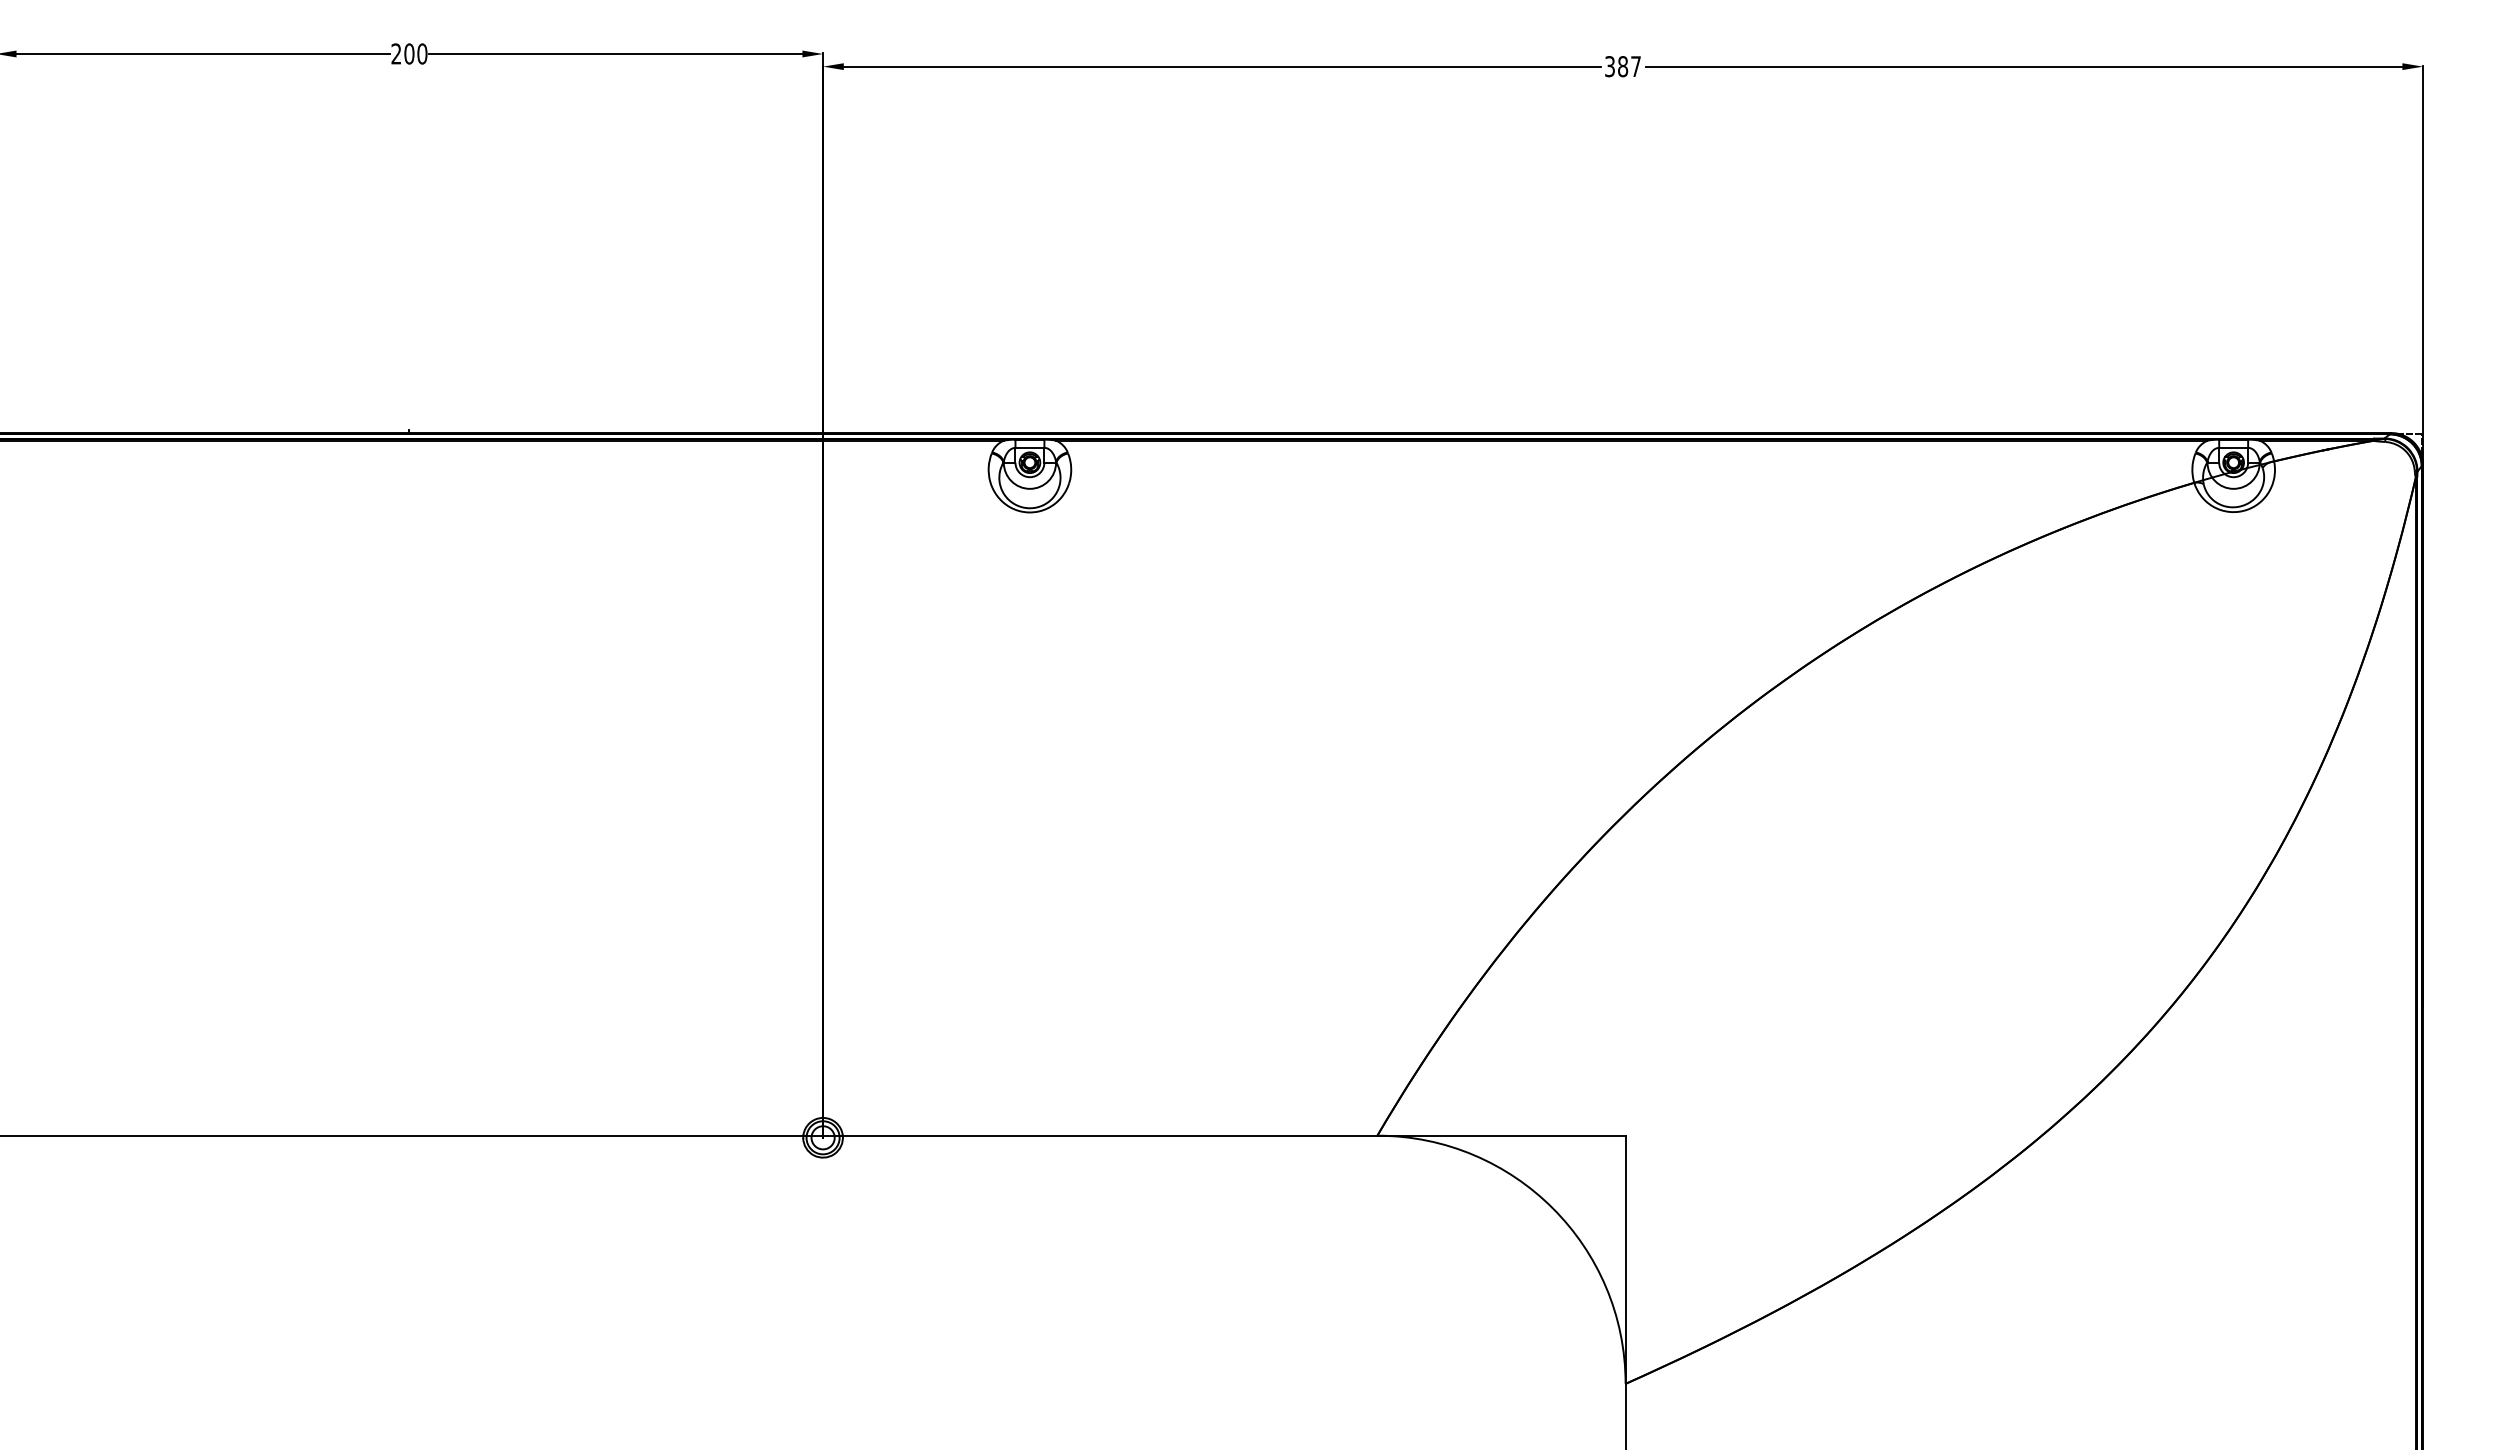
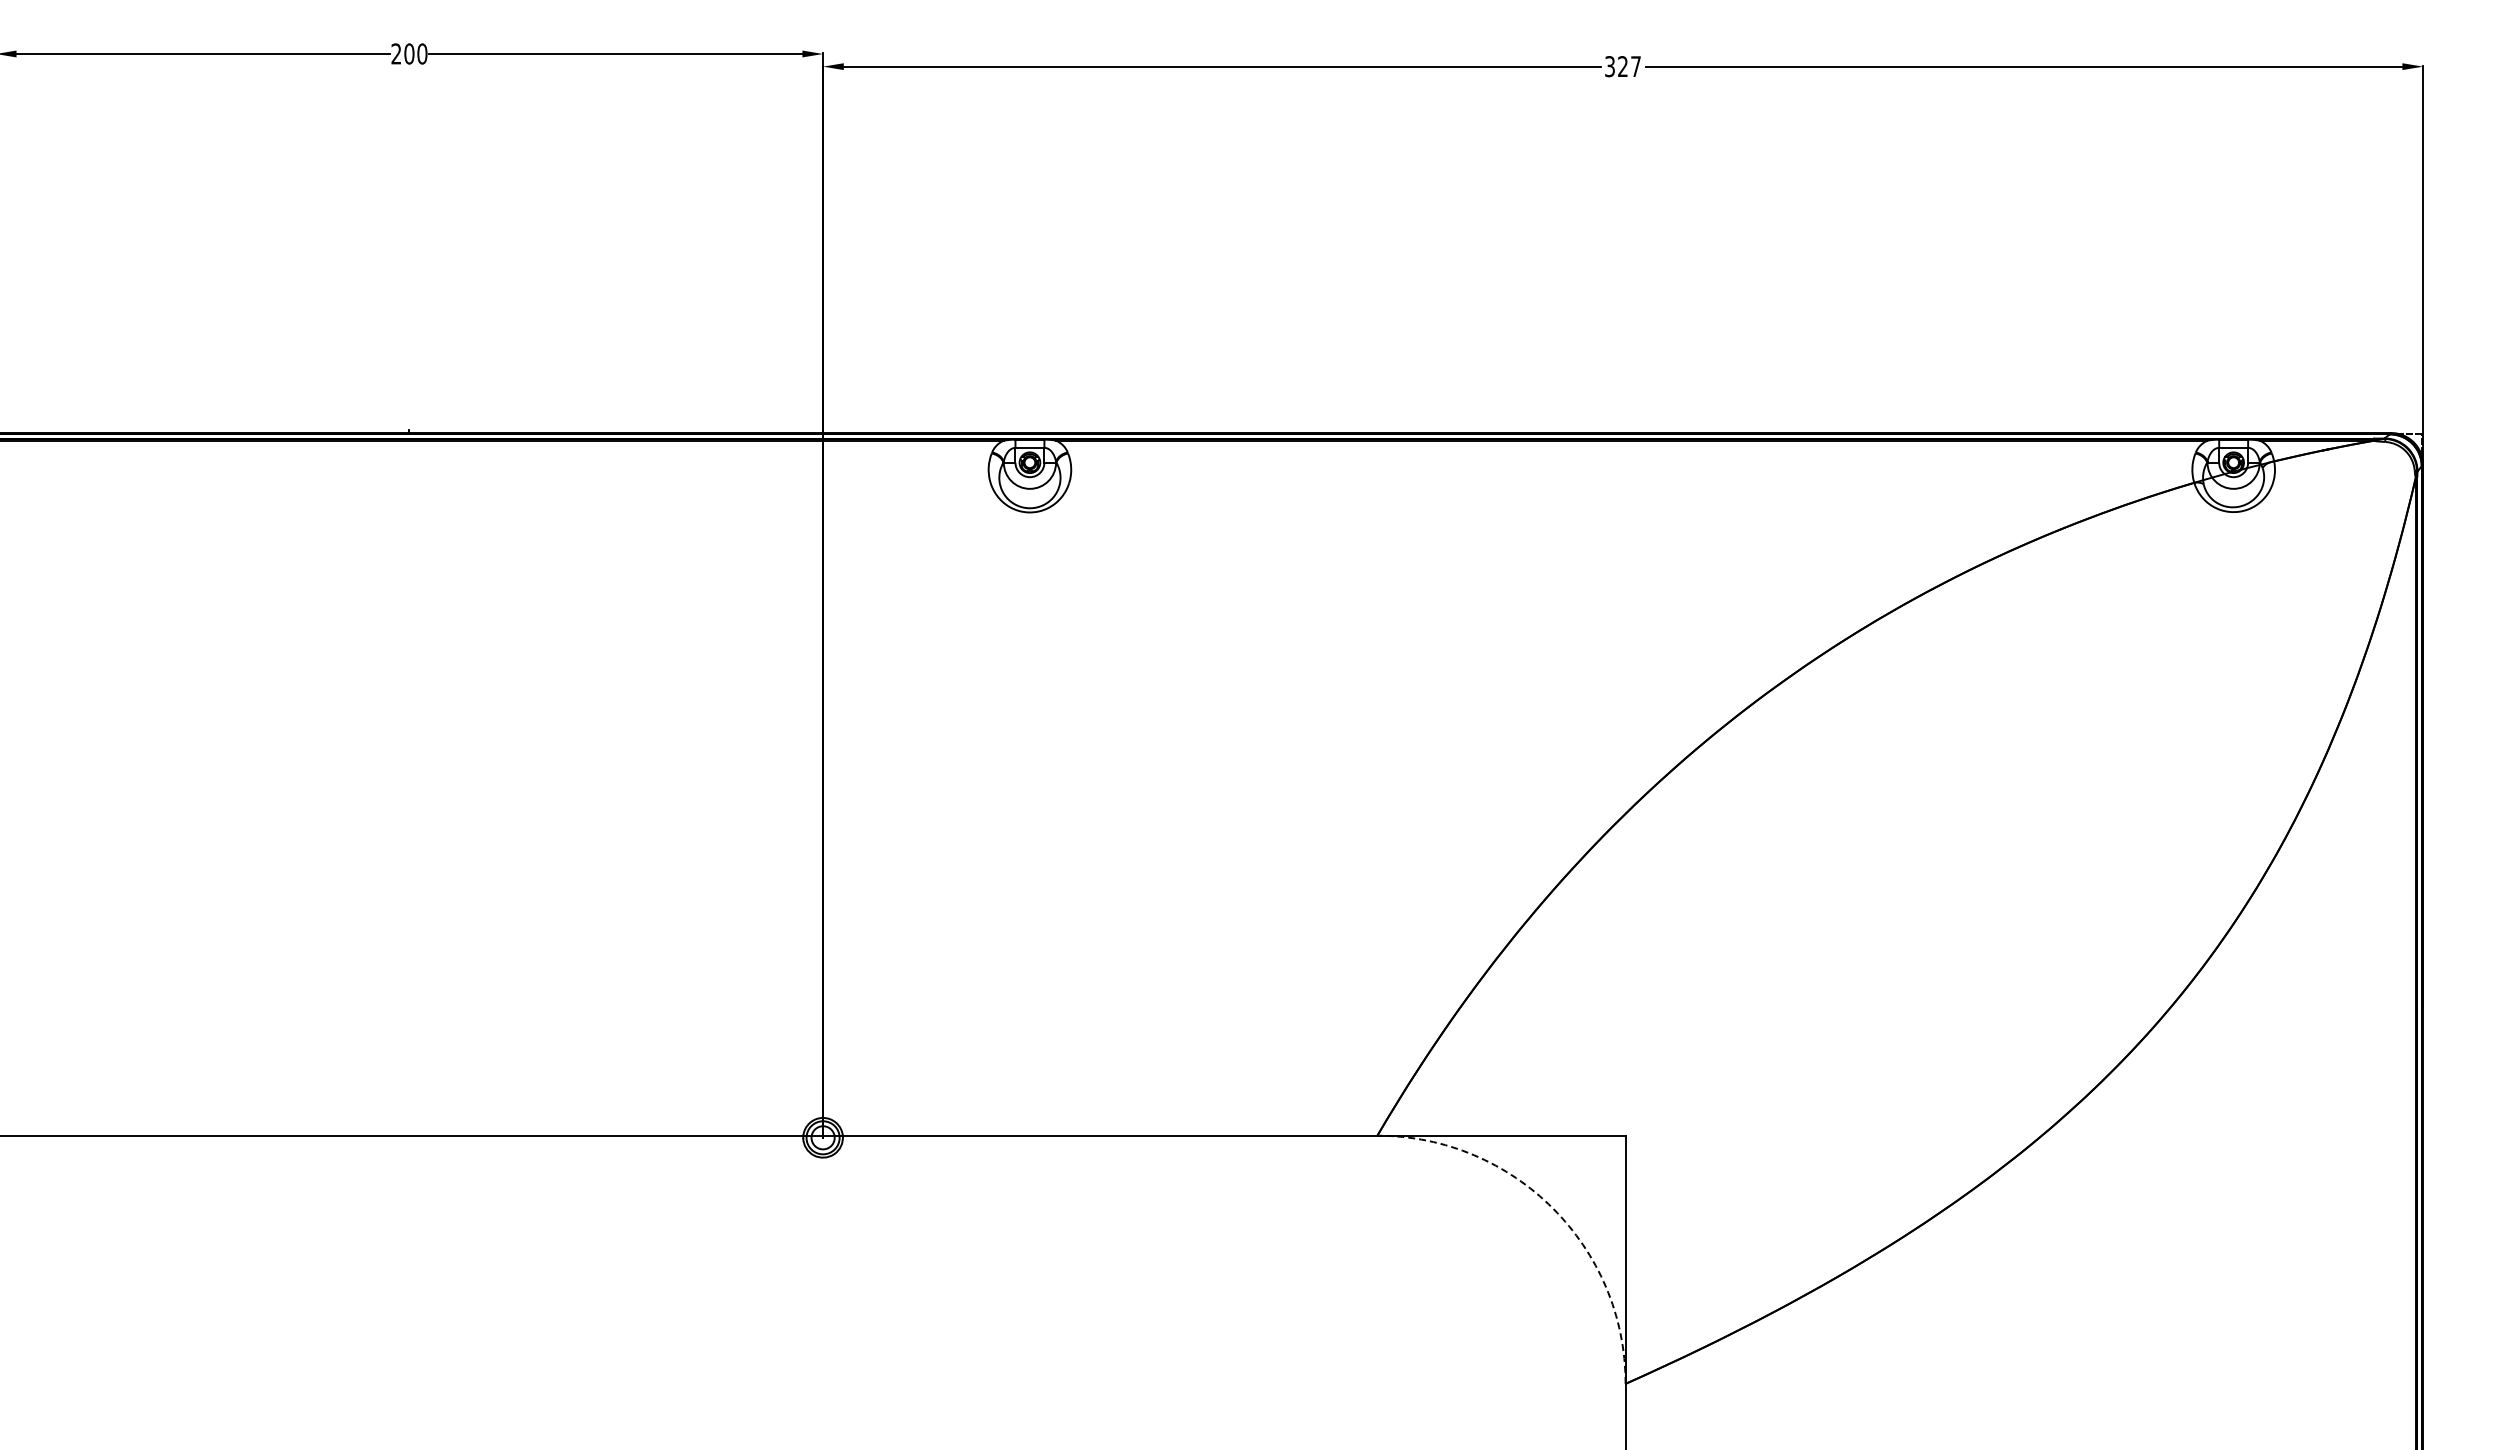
text: 387 -> 327 (1623, 66)
arc: solid -> dashed (1552, 1208)
